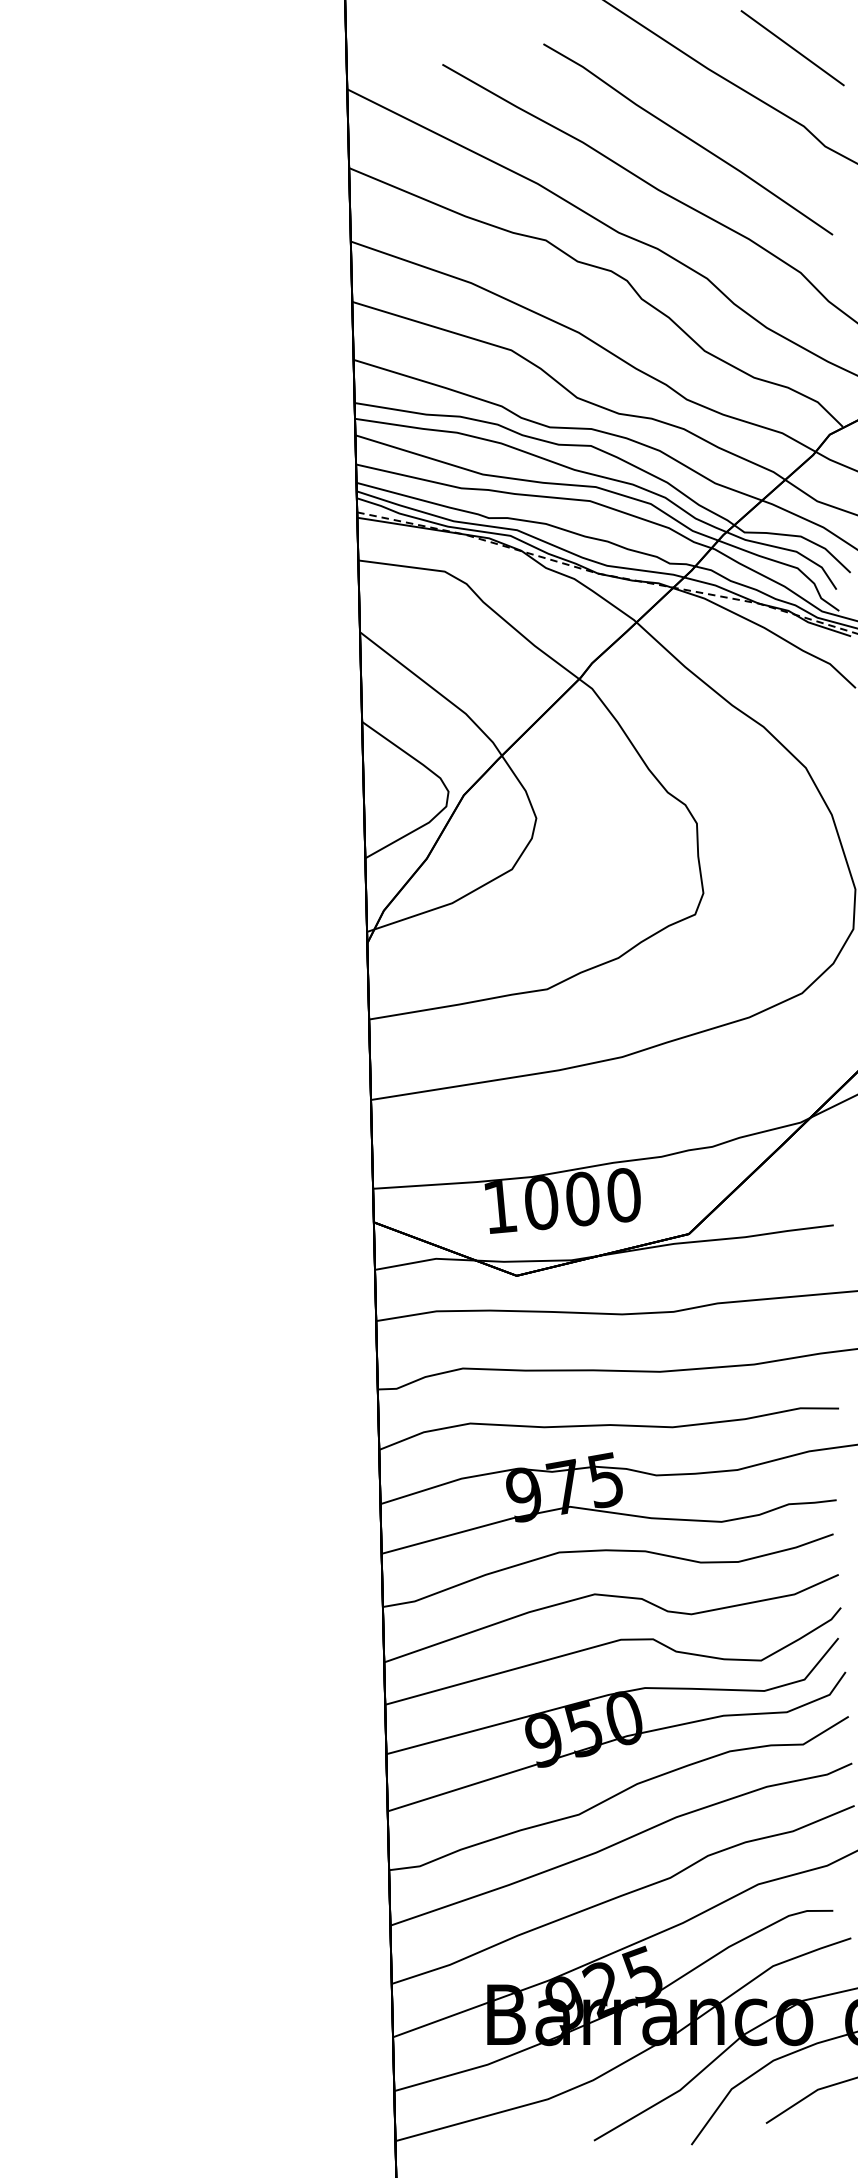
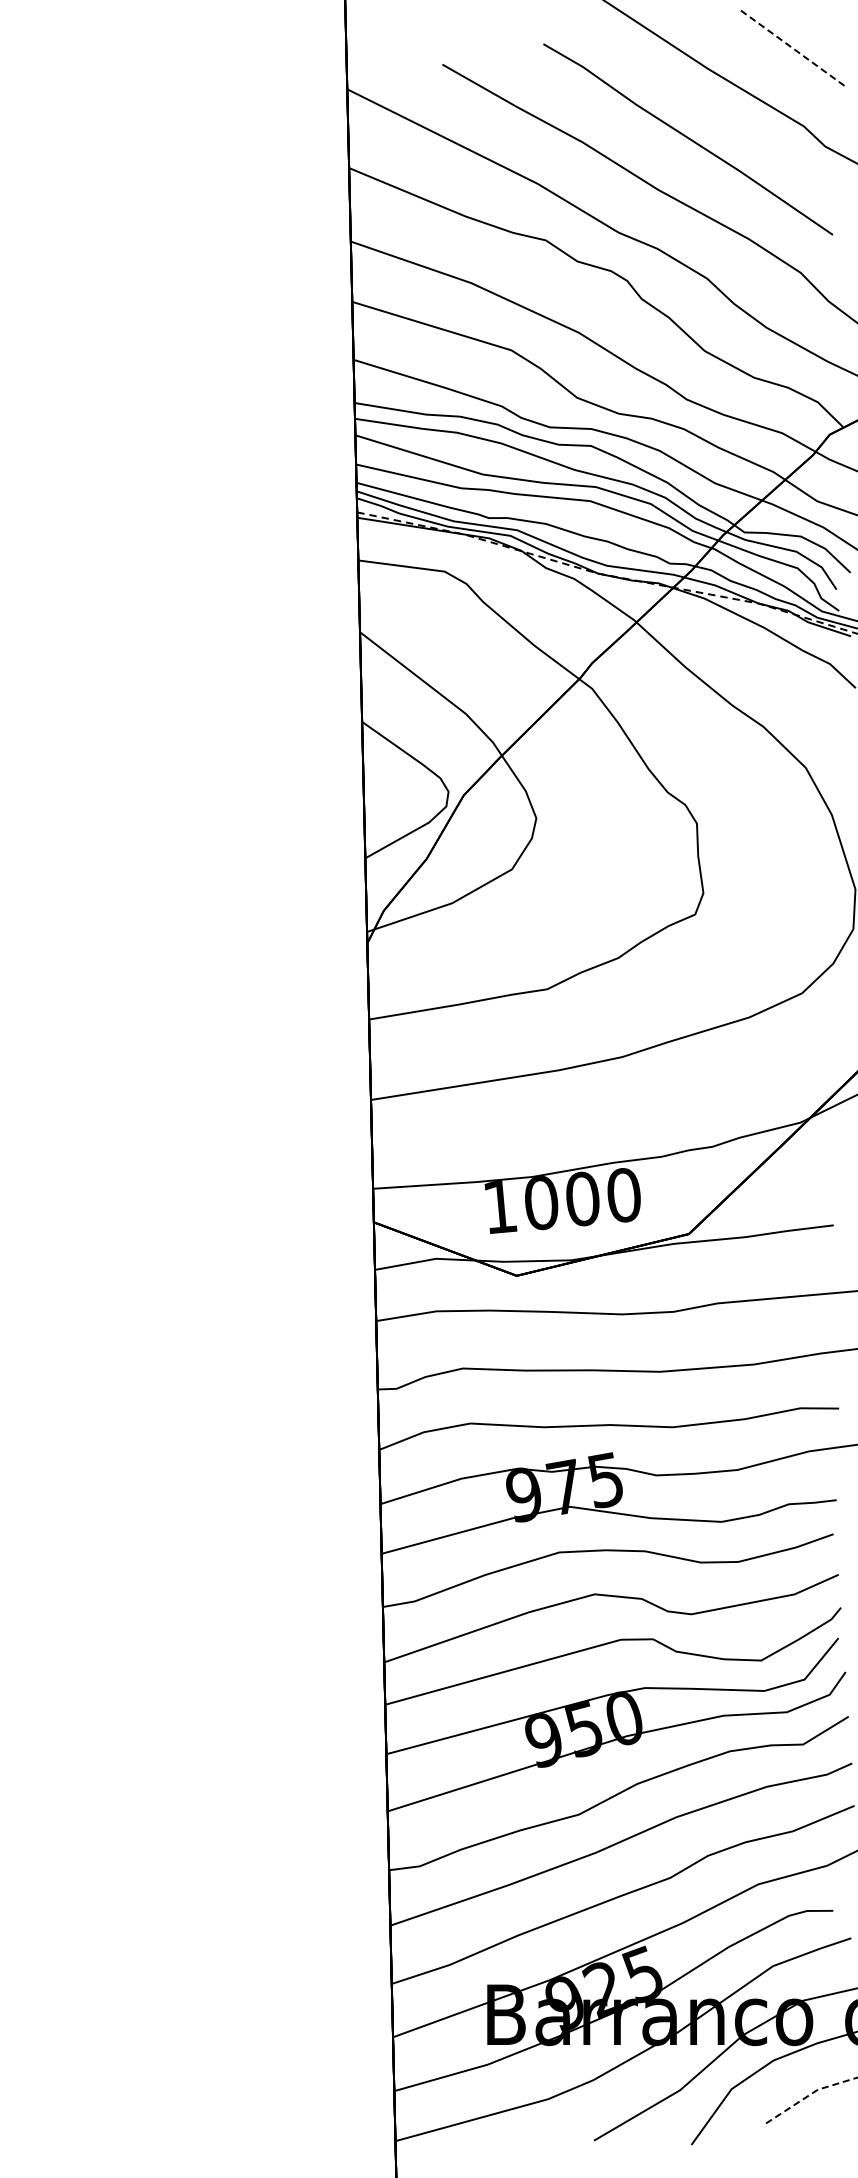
line: solid -> dashed (792, 48)
line: solid -> dashed (810, 2094)
